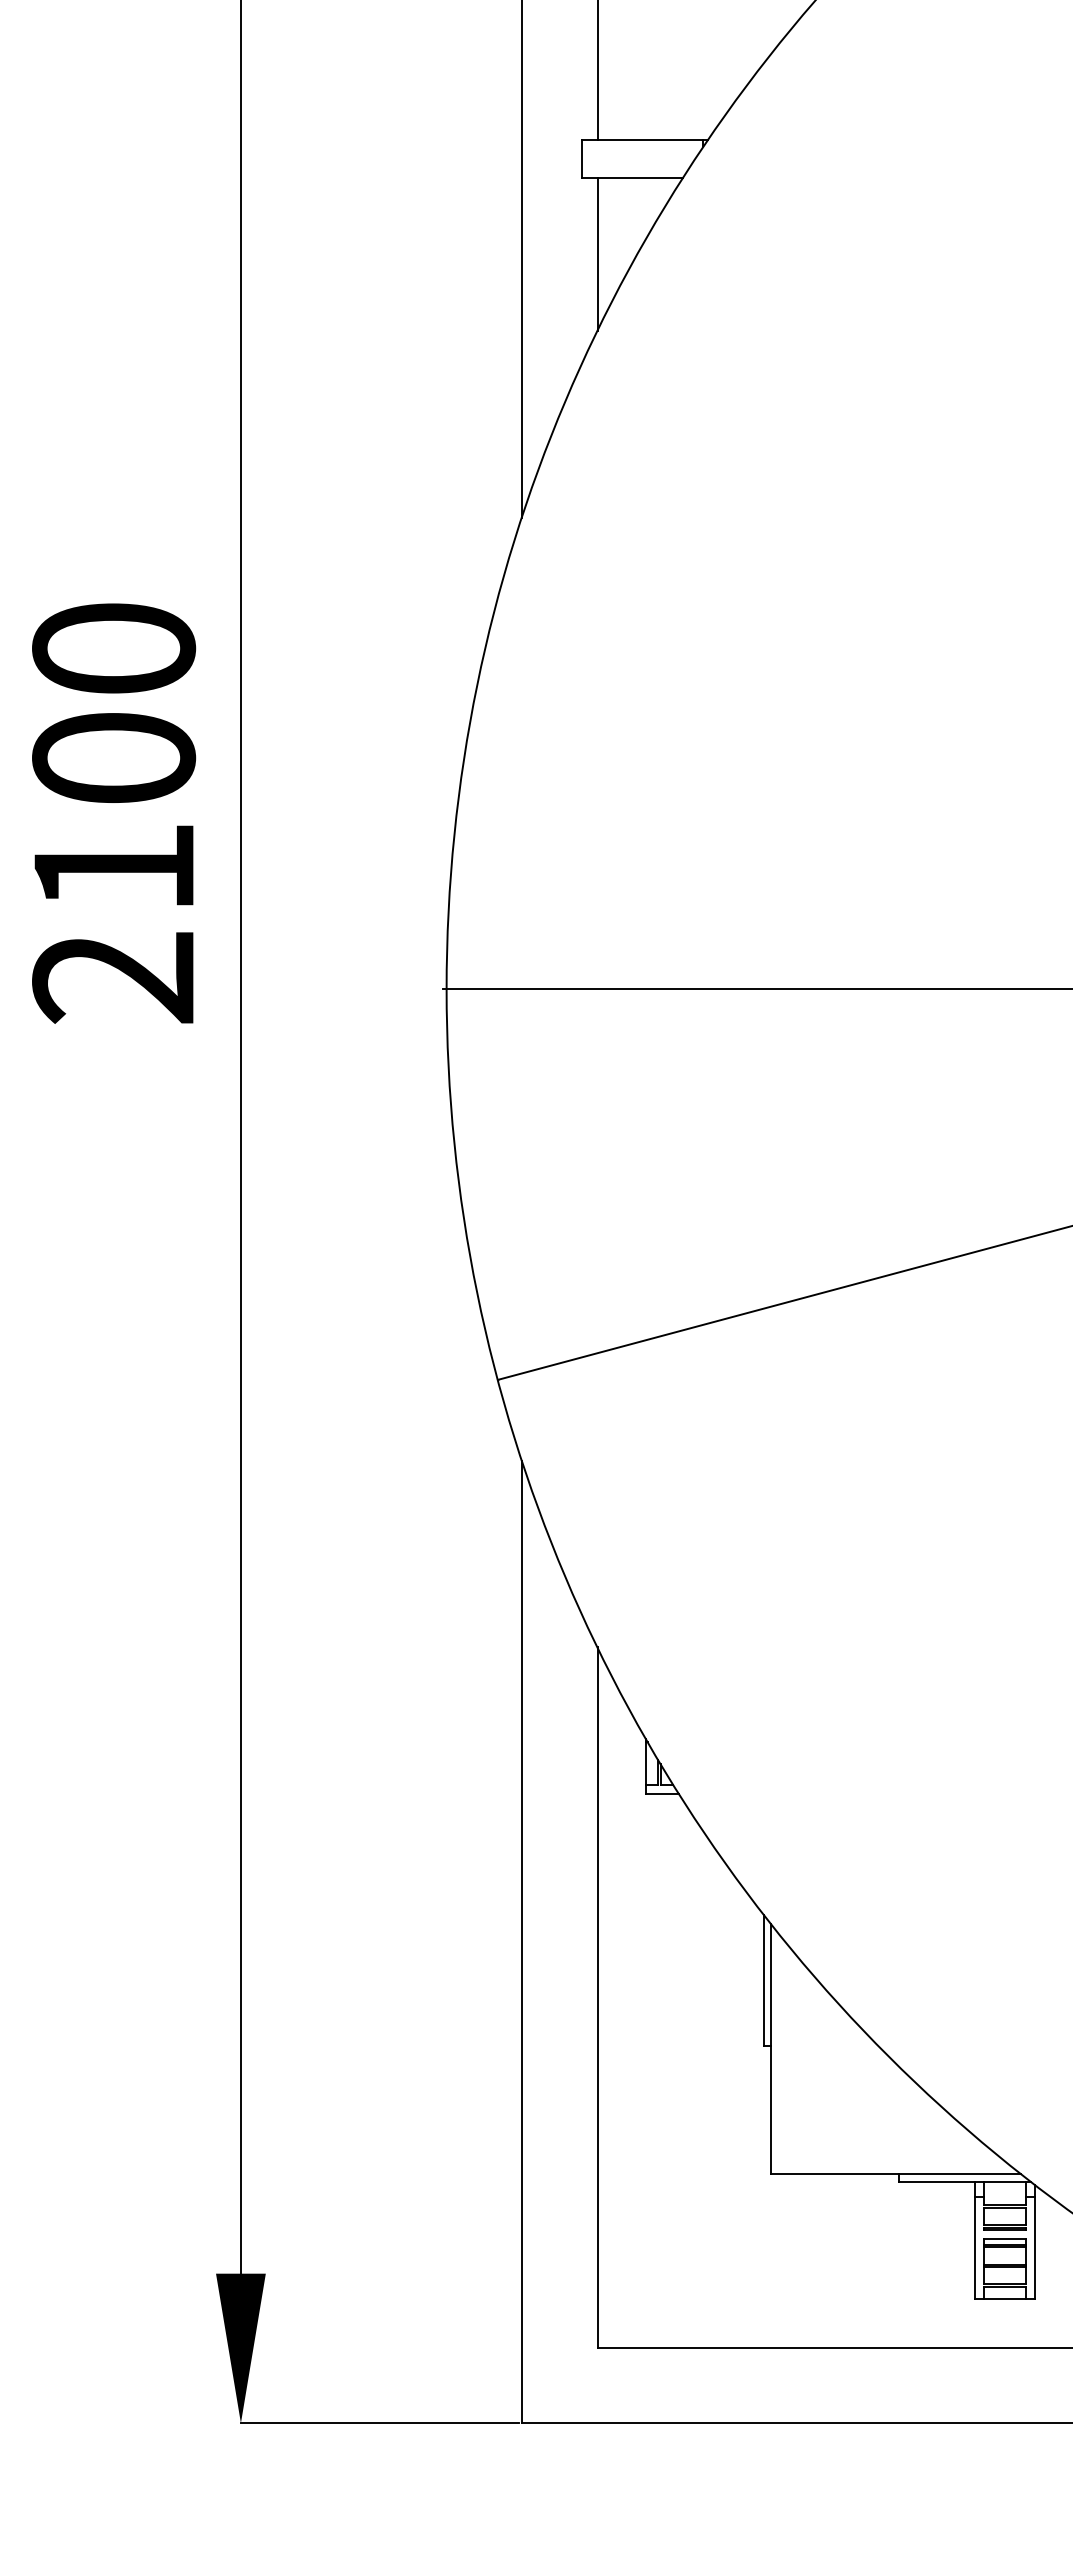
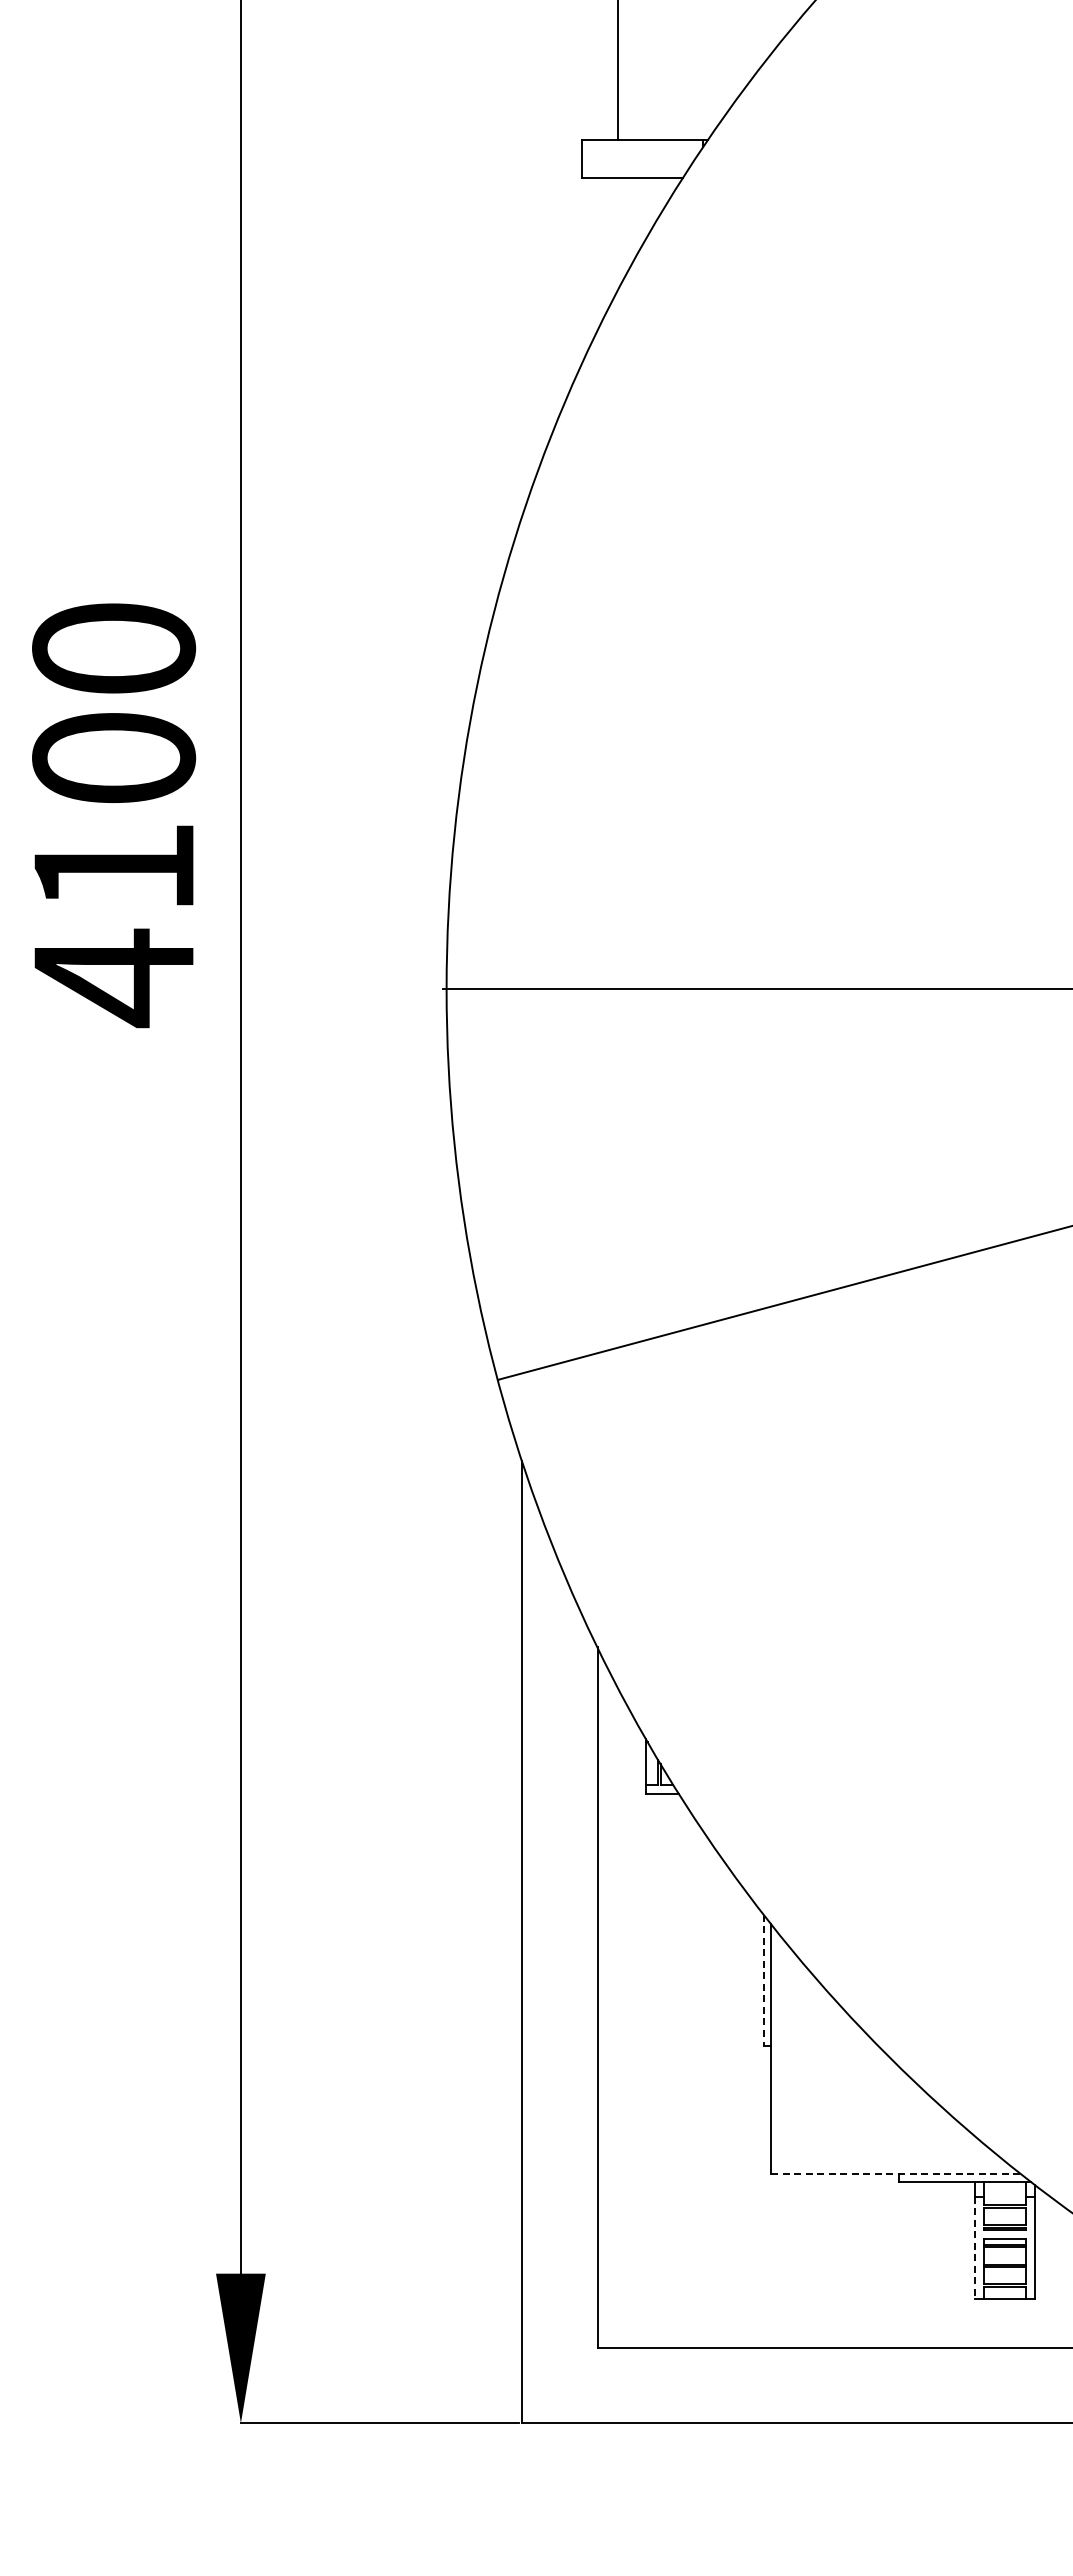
line position: (597, 71) -> (617, 71) (617, 71)
line: present -> none (597, 254)
line: present -> none (522, 259)
text: 2100 -> 4100 (112, 978)
line: solid -> dashed (763, 1980)
line: solid -> dashed (896, 2174)
line: solid -> dashed (974, 2248)
